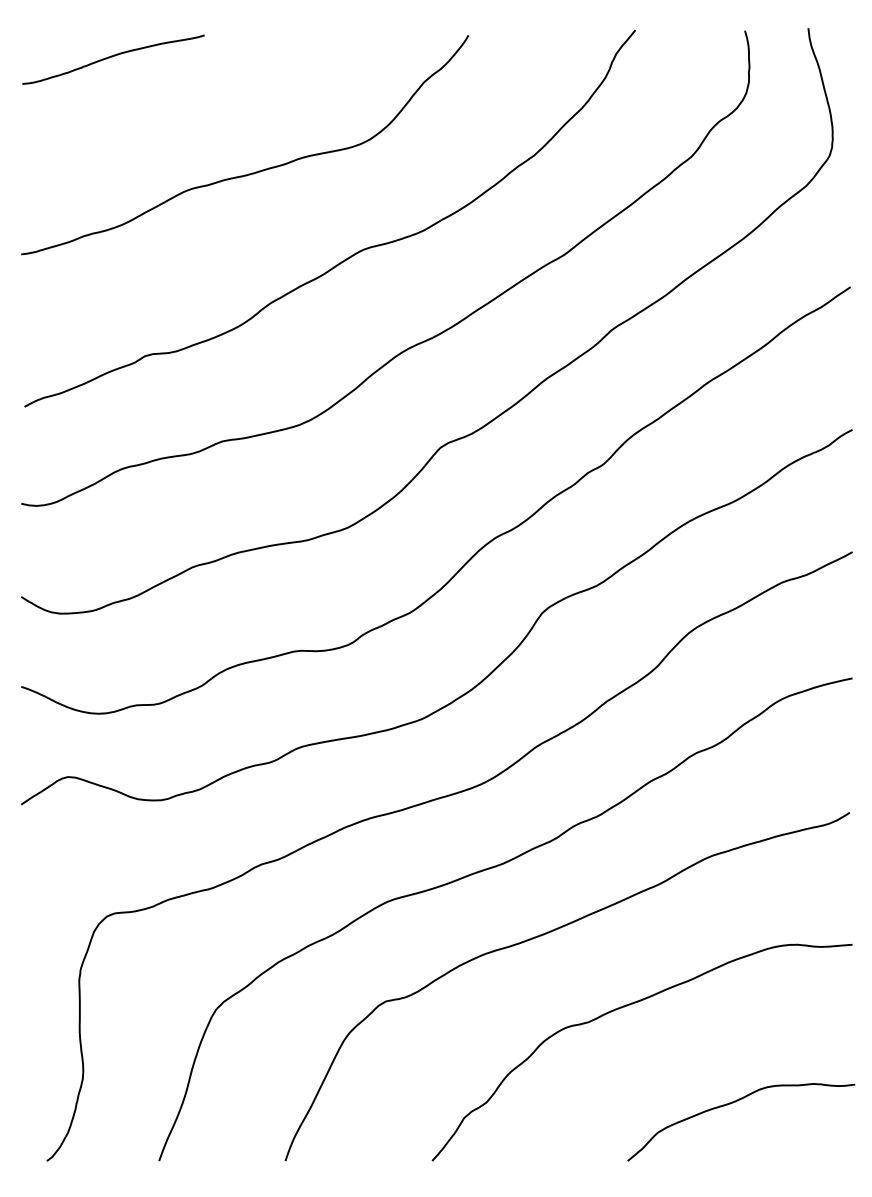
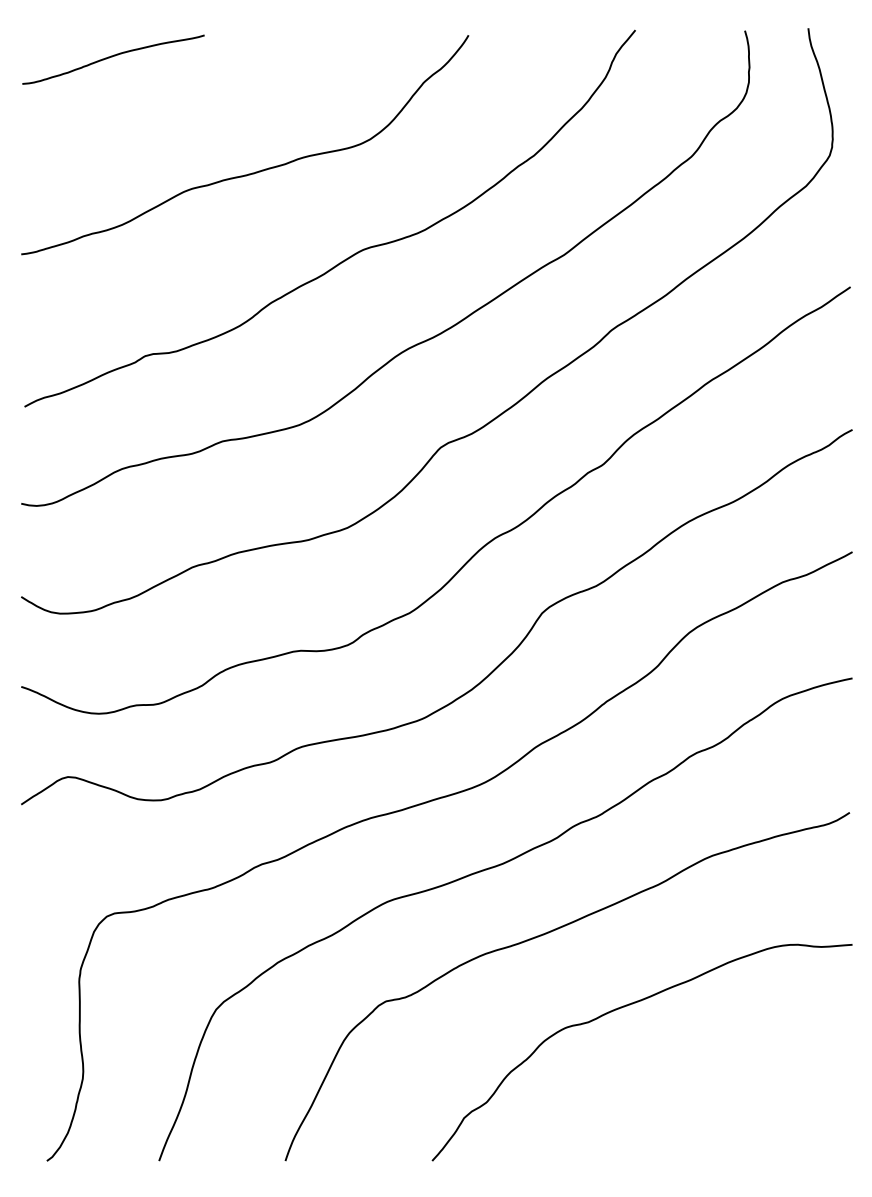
curve: present -> none (733, 1103)
